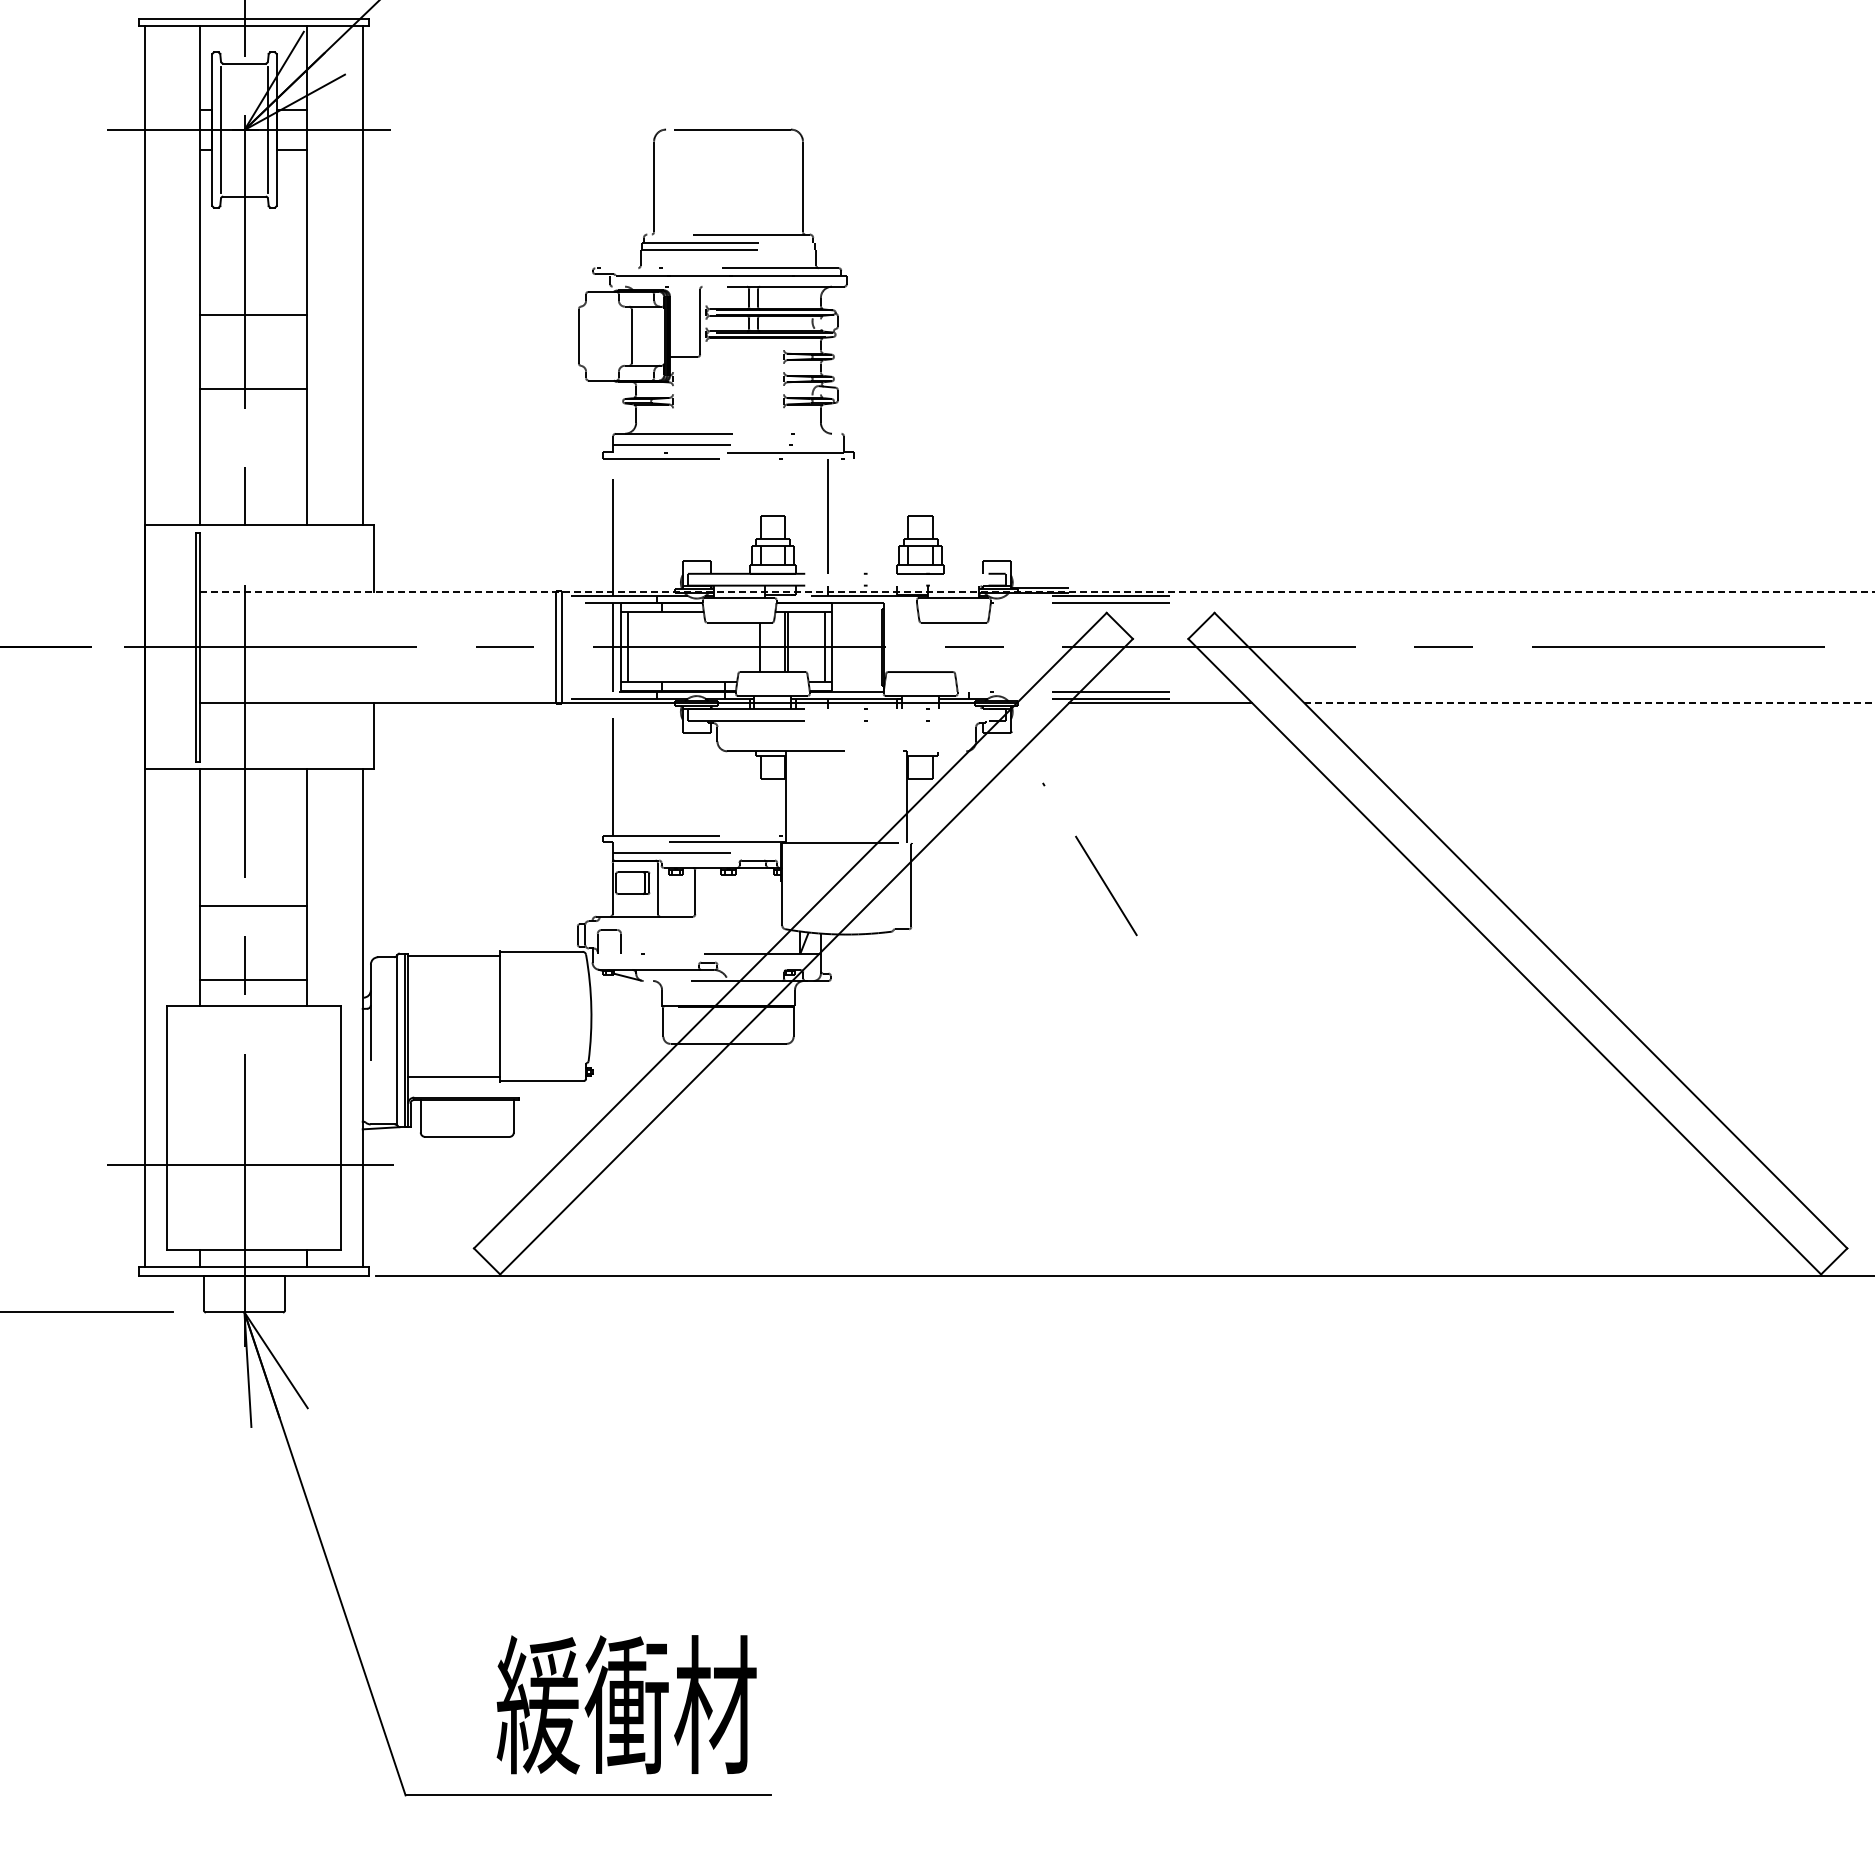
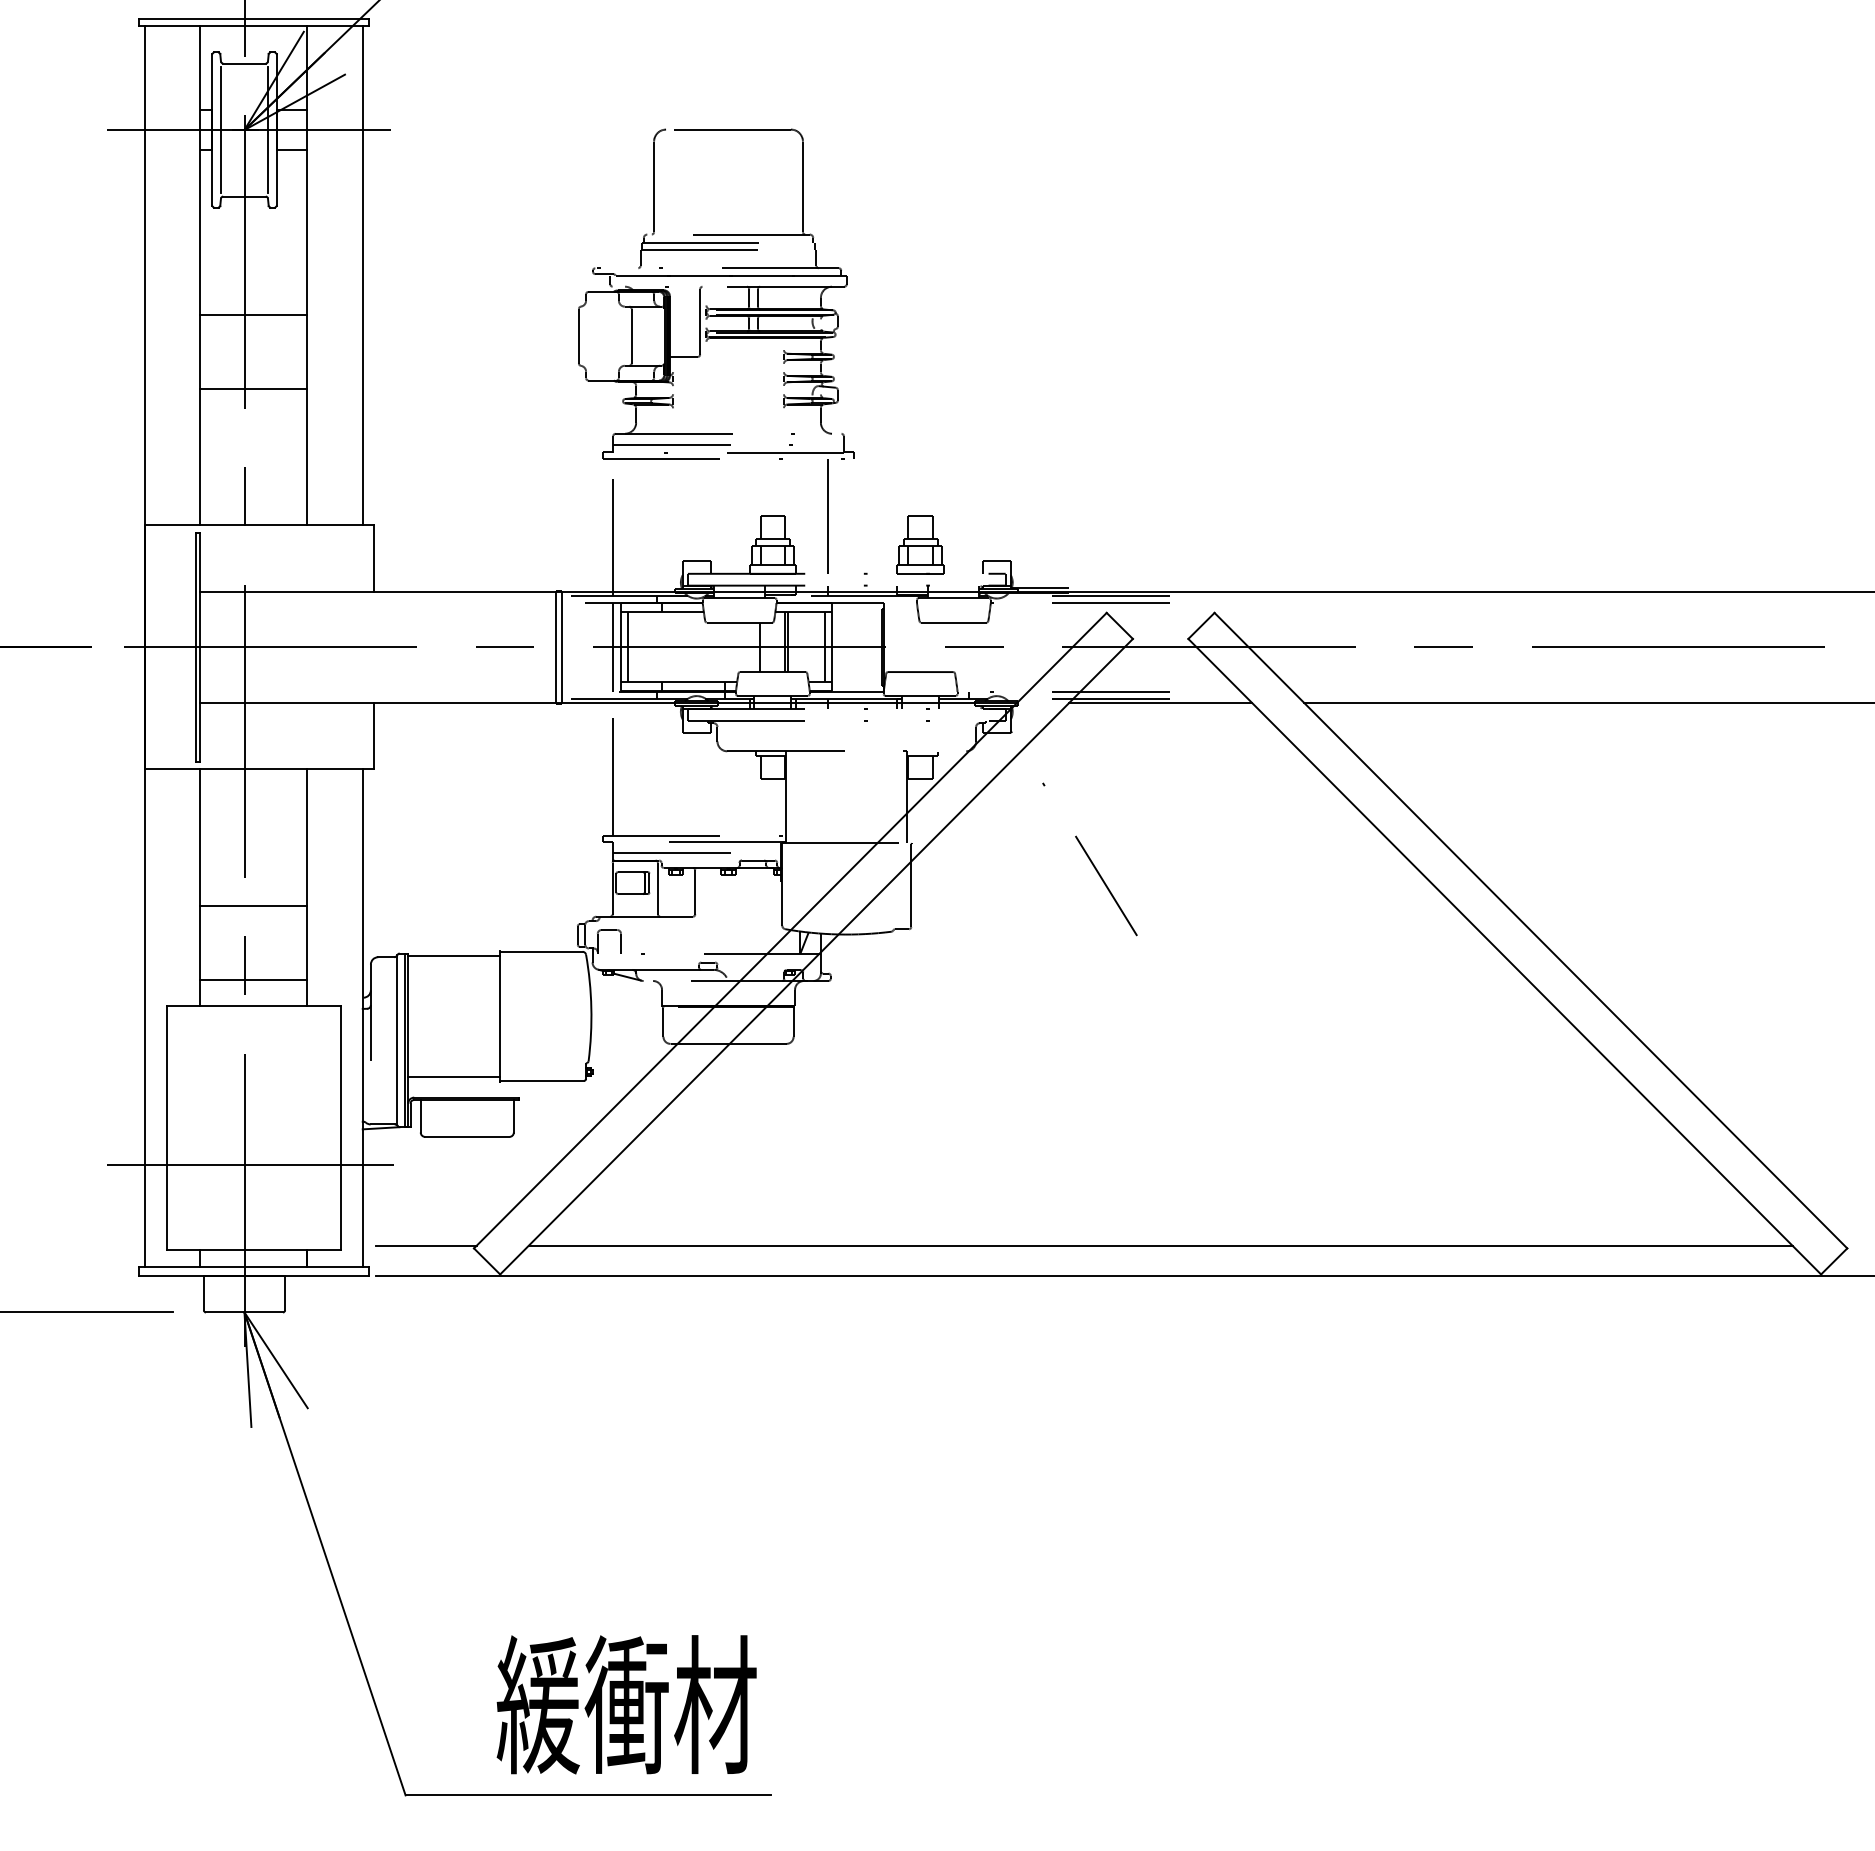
line: dashed -> solid (1037, 591)
line: dashed -> solid (1589, 702)
line: none -> present (426, 1245)
line: none -> present (1160, 1245)
